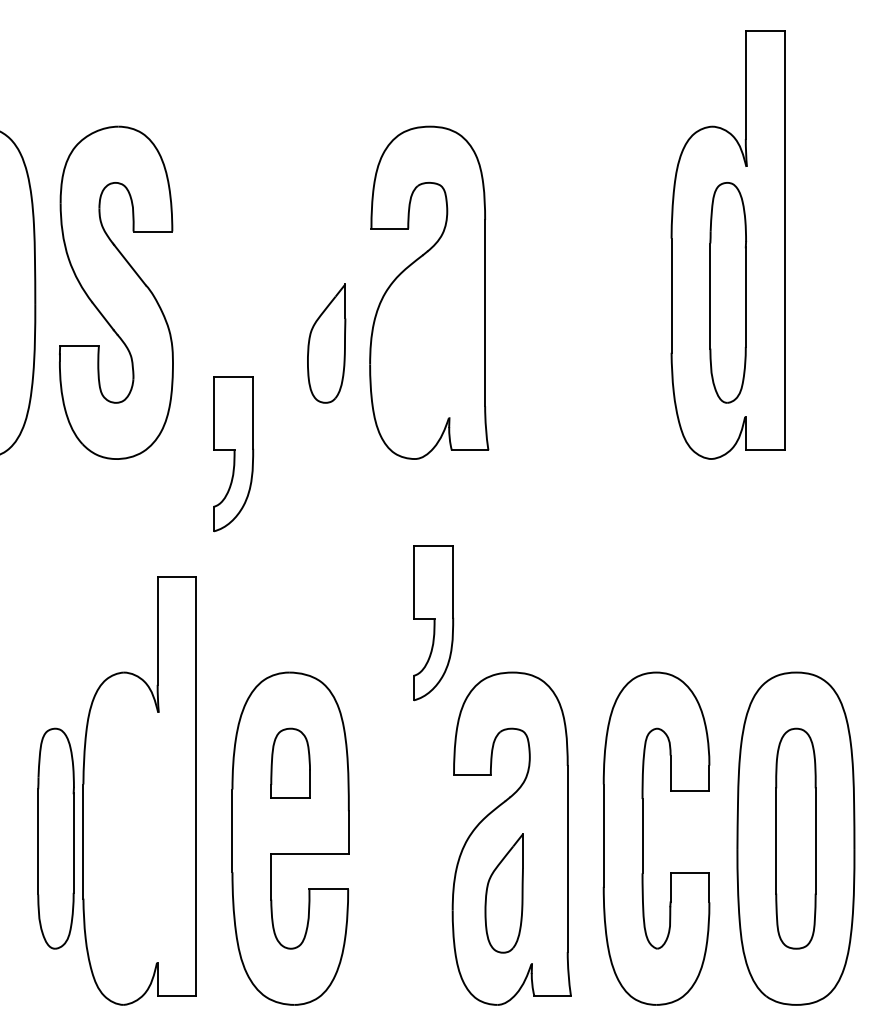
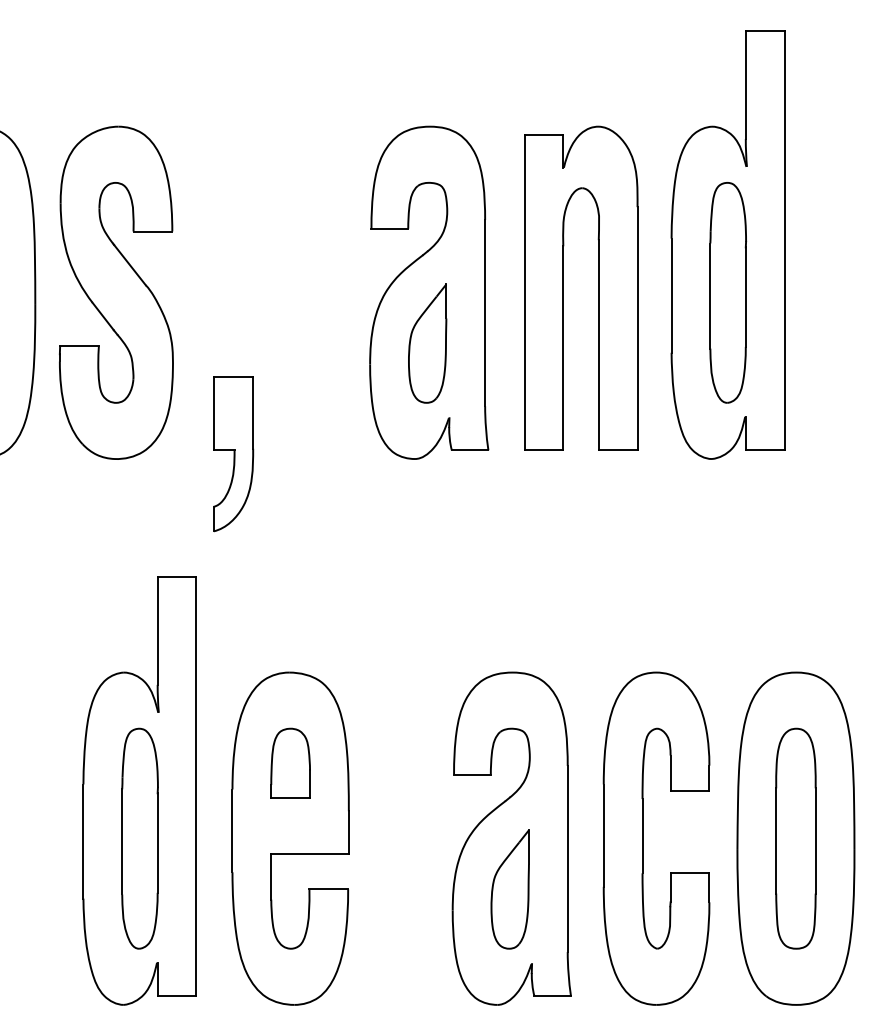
part: none -> present (598, 287)
part position: (326, 343) -> (427, 343) (427, 343)
part: present -> none (433, 623)
part position: (55, 838) -> (139, 838) (139, 838)
part position: (503, 893) -> (509, 889) (509, 889)
